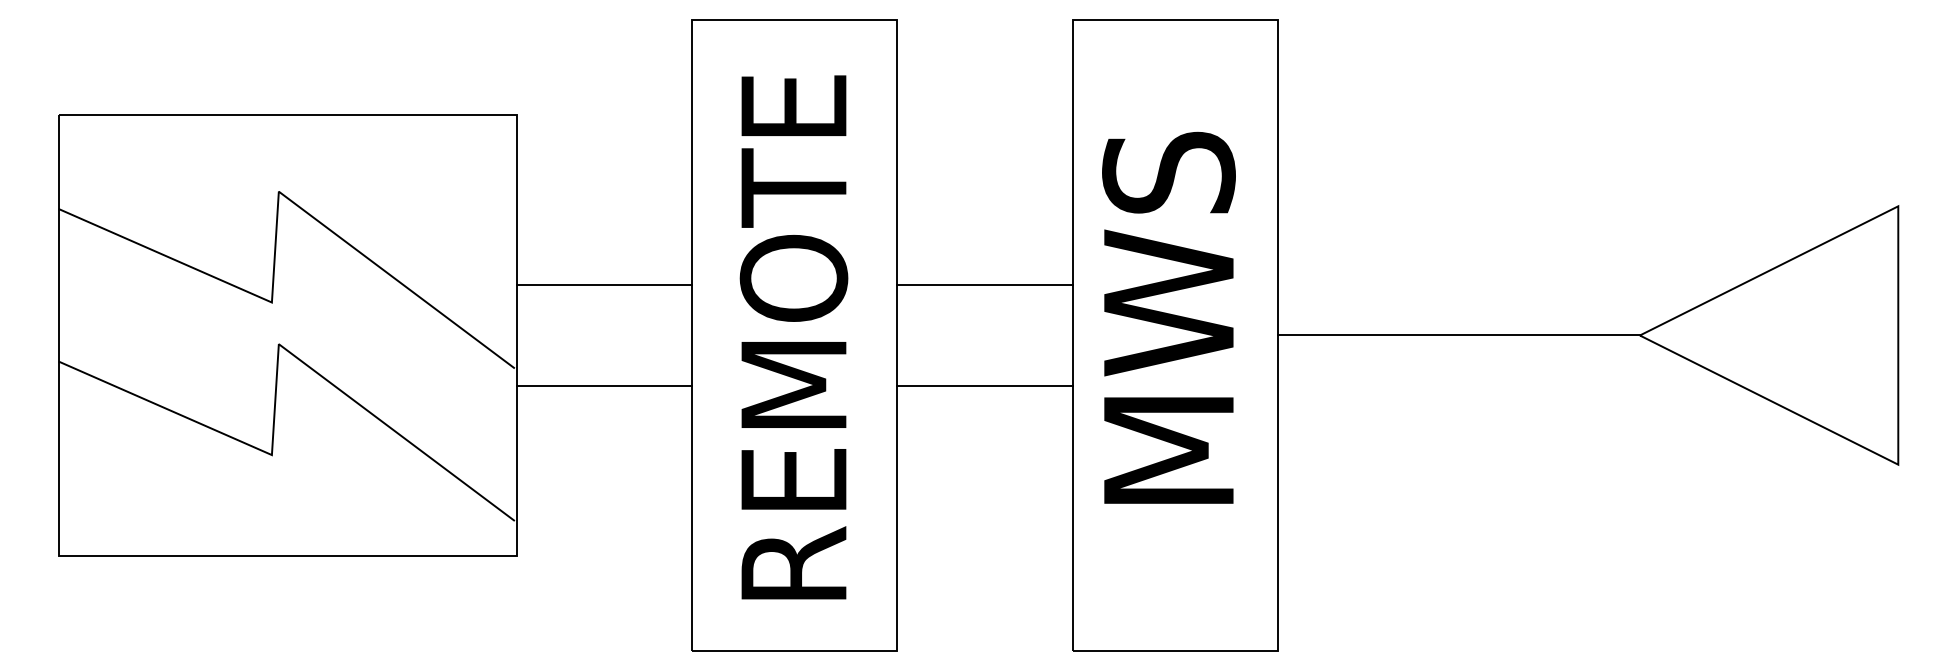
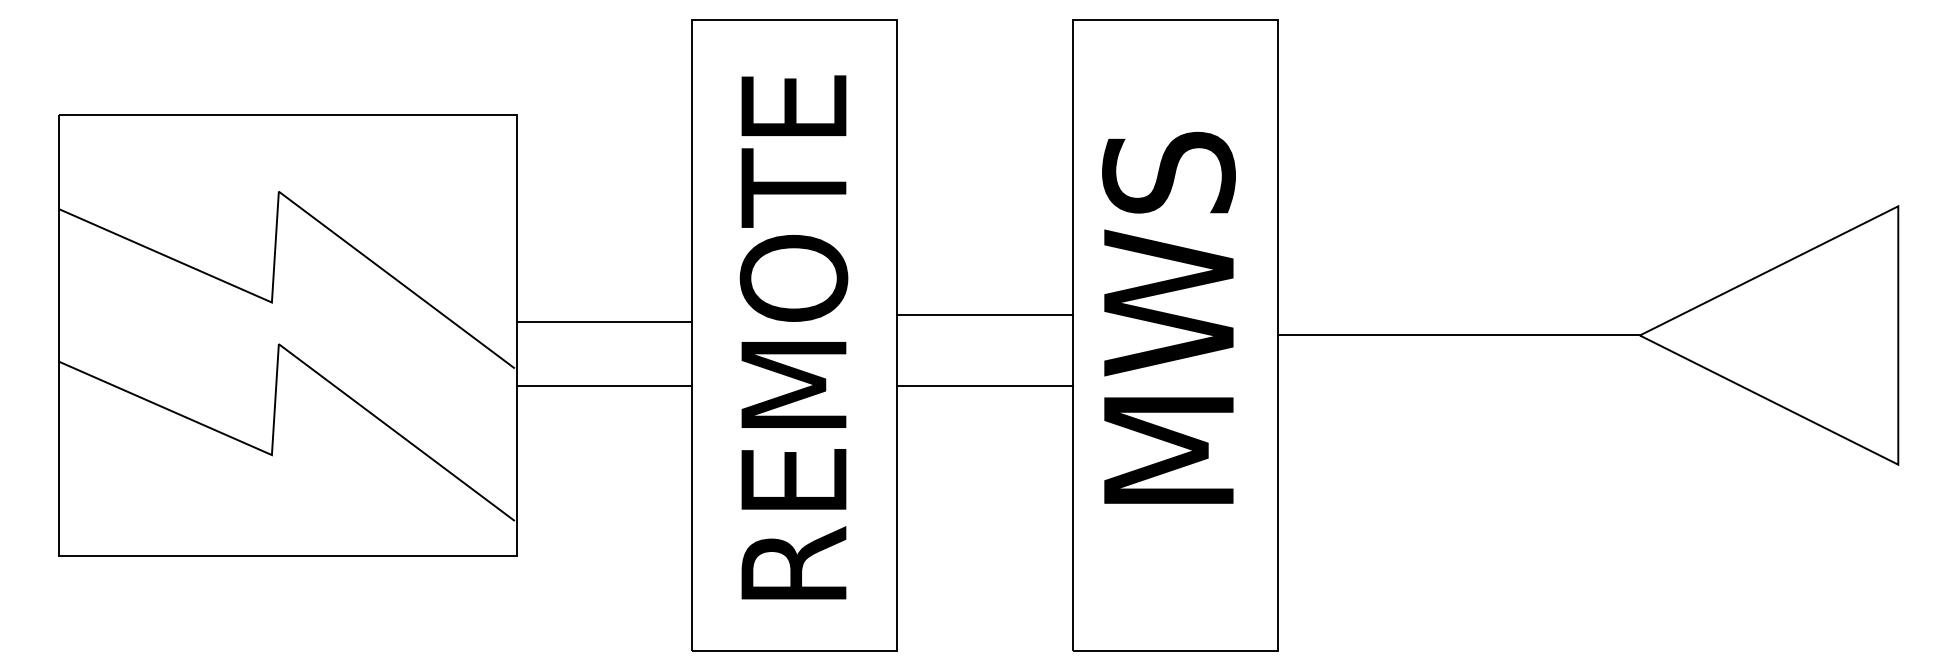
line position: (604, 284) -> (604, 321) (604, 321)
line position: (984, 284) -> (984, 314) (984, 314)
